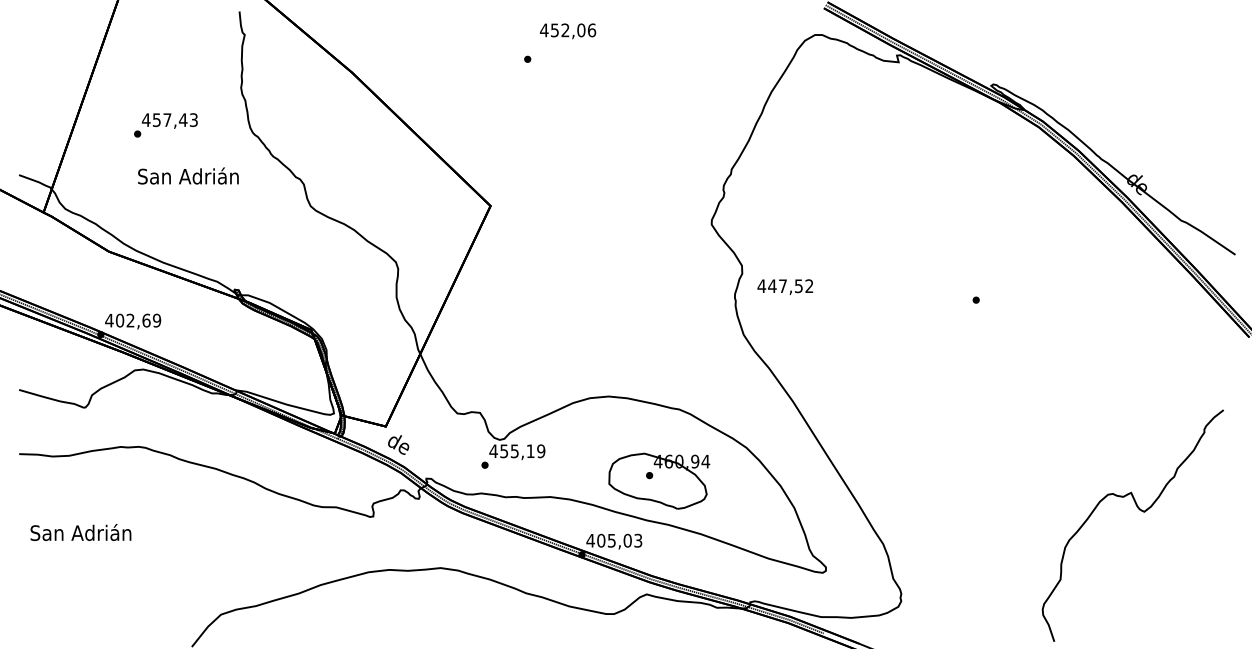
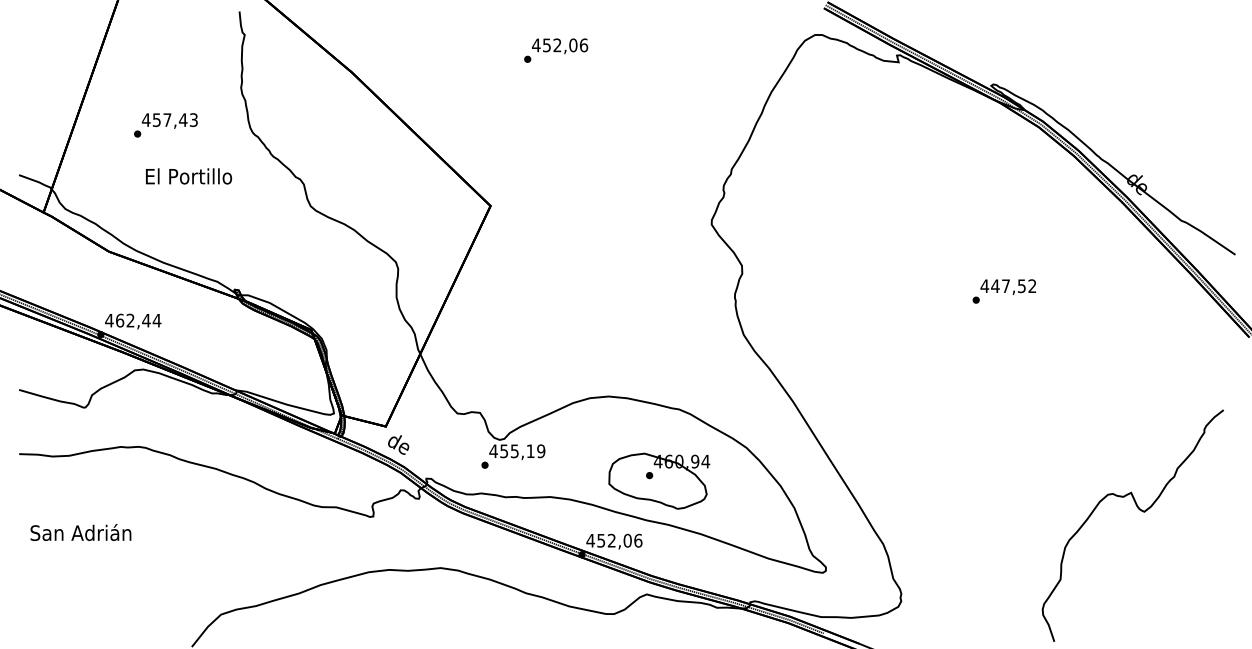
text position: (568, 31) -> (560, 46) (560, 46)
text: San Adrián -> El Portillo (188, 175)
text position: (785, 286) -> (1008, 286) (1008, 286)
text: 402,69 -> 462,44 (138, 320)
text: 405,03 -> 452,06 (619, 540)
